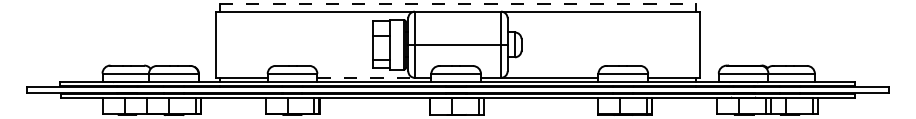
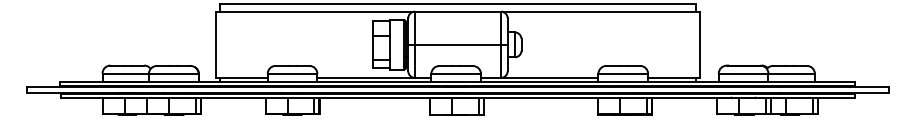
line: dashed -> solid (458, 3)
line: dashed -> solid (366, 77)
